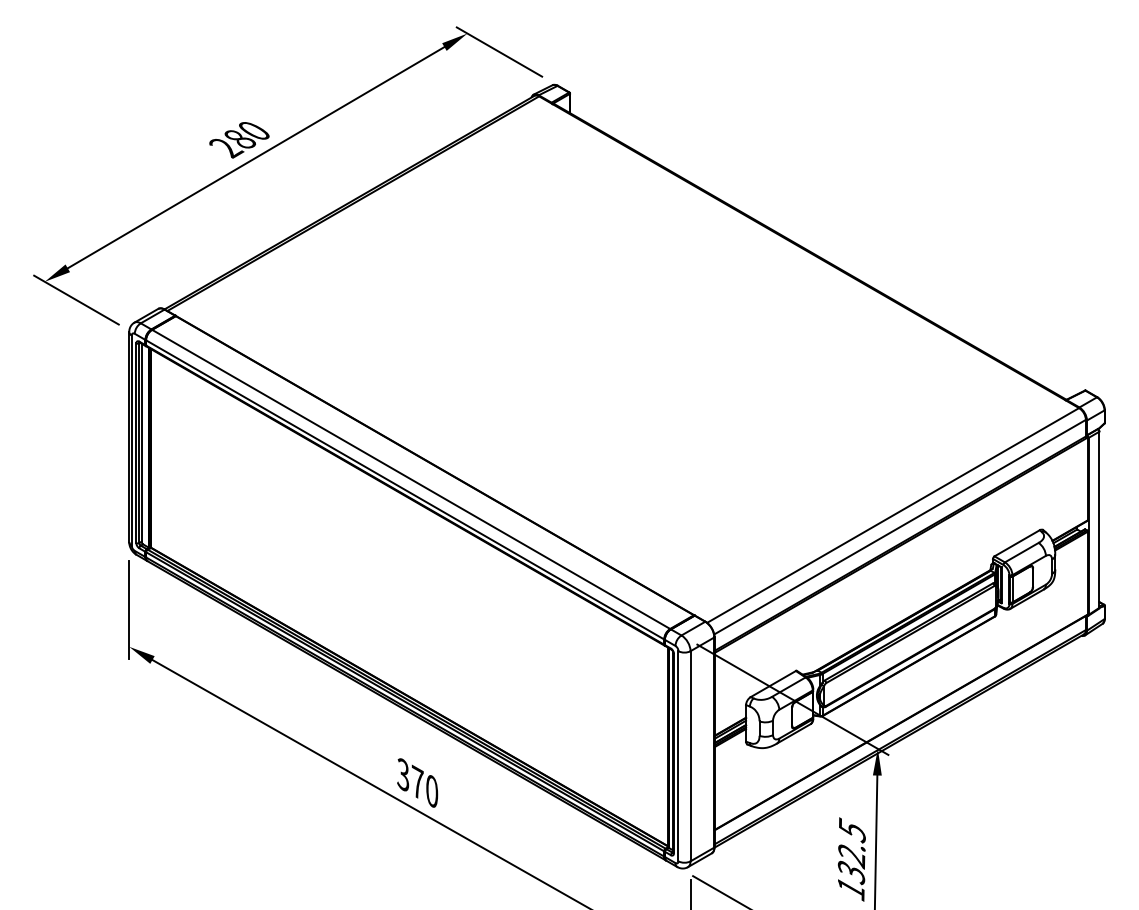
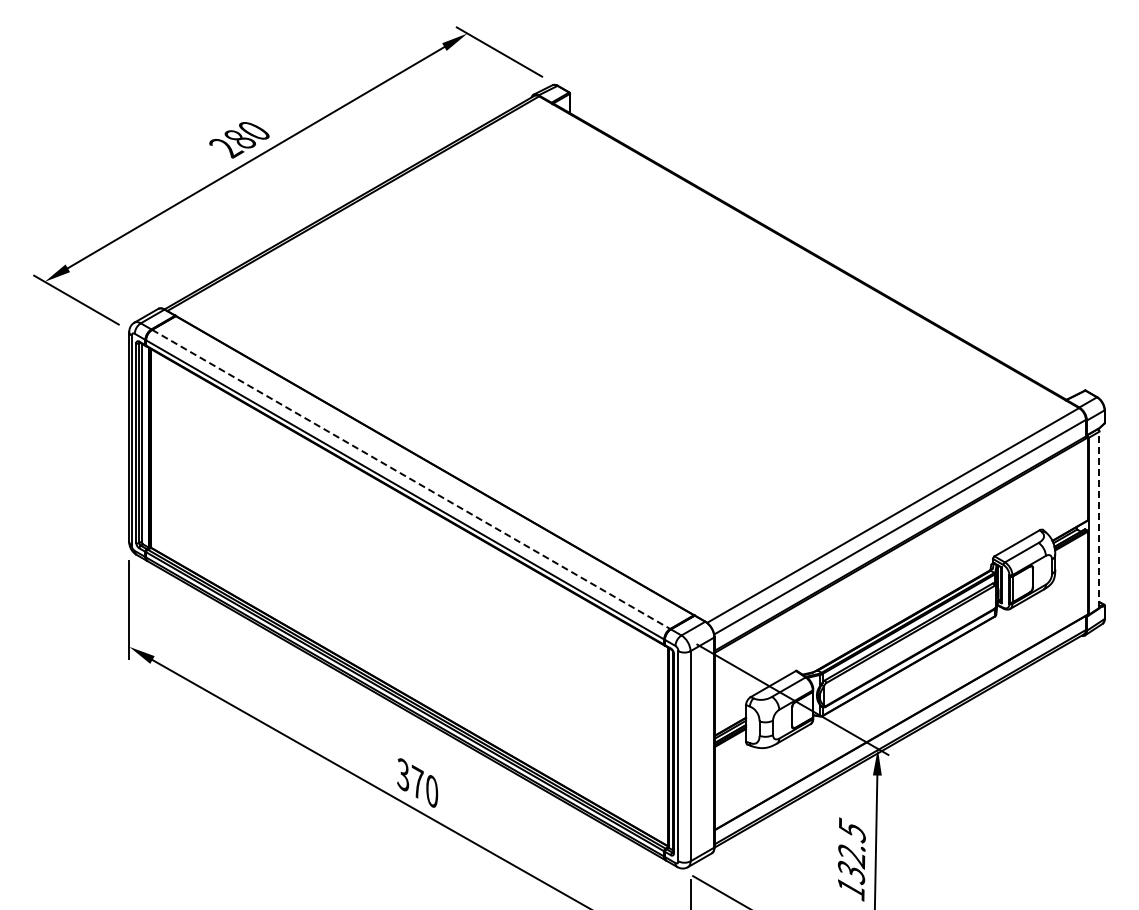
line: solid -> dashed (411, 479)
line: solid -> dashed (1099, 519)
